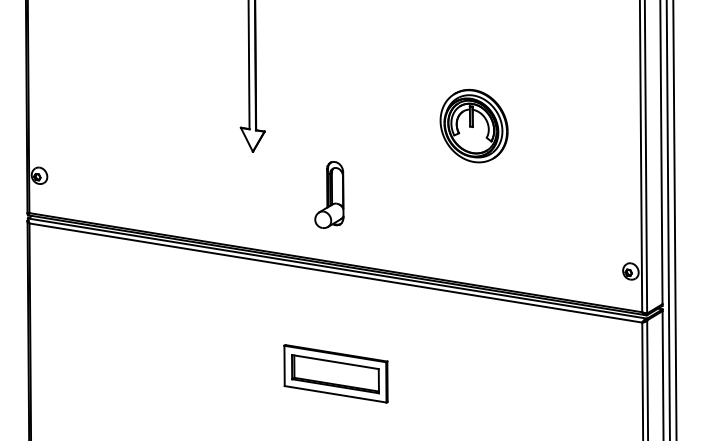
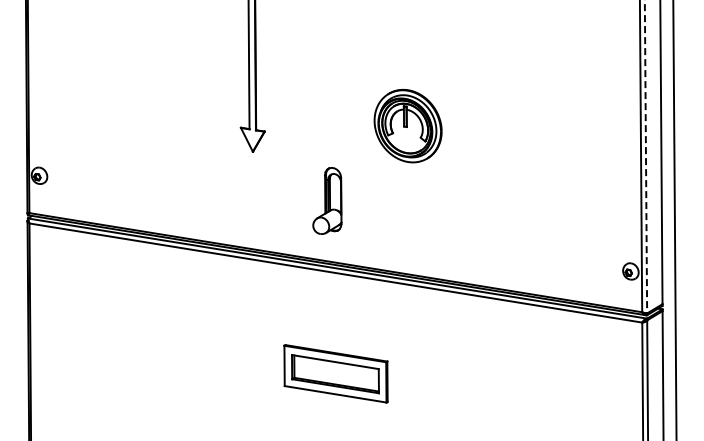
part position: (473, 125) -> (407, 125) (407, 125)
line: solid -> dashed (645, 157)
part position: (329, 194) -> (327, 200) (327, 200)
line: present -> none (667, 219)
